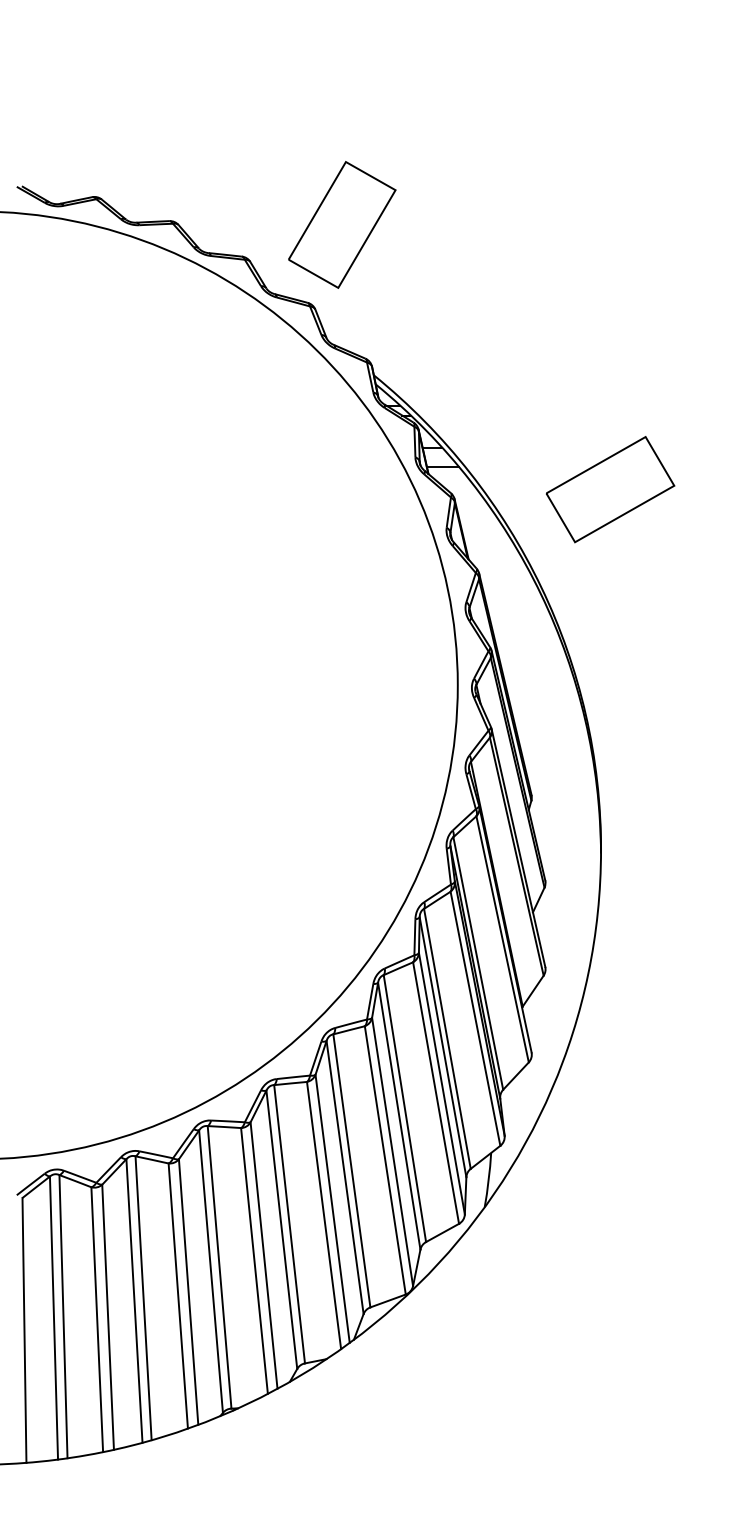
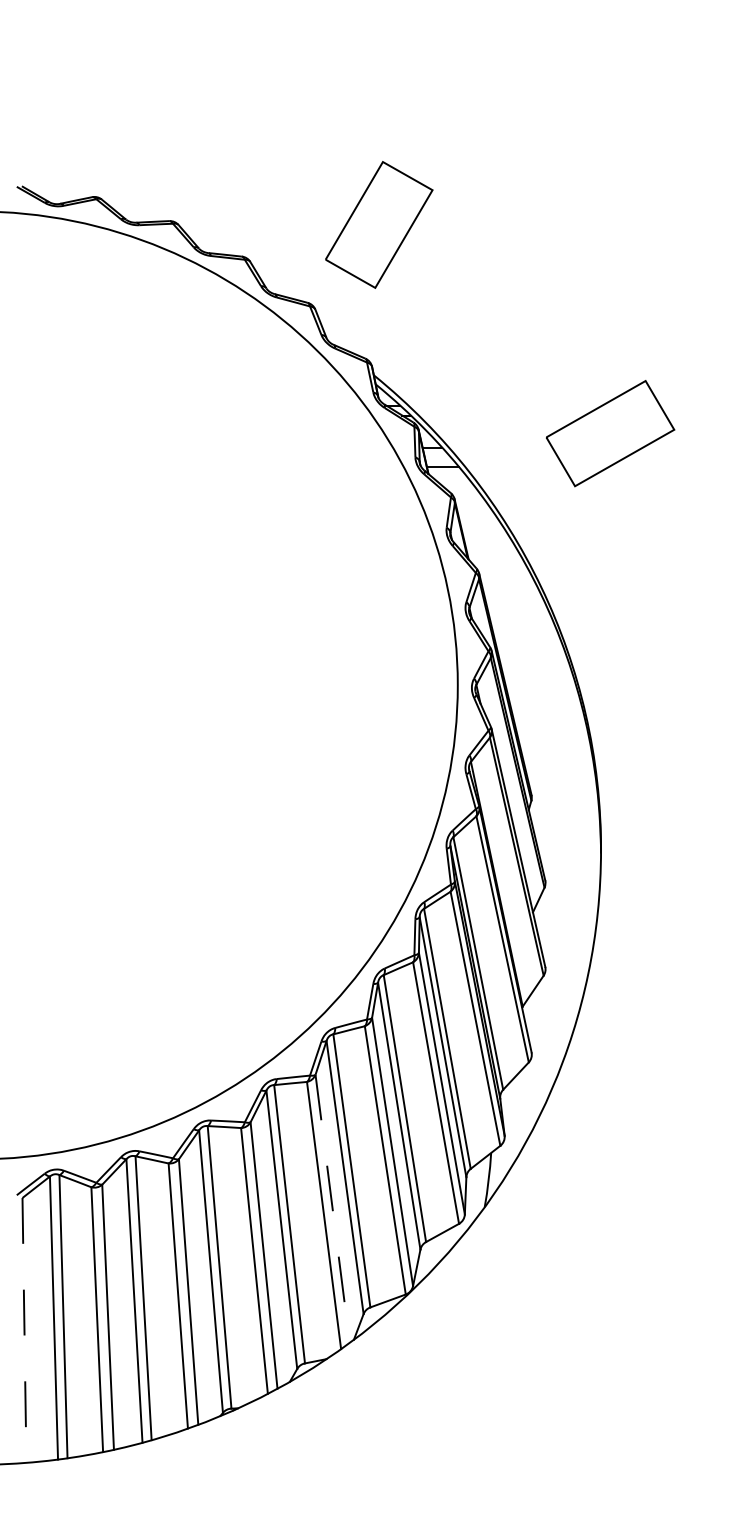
part position: (342, 224) -> (379, 224) (379, 224)
part position: (610, 489) -> (610, 433) (610, 433)
line: solid -> dashed (332, 1209)
line: solid -> dashed (24, 1330)
